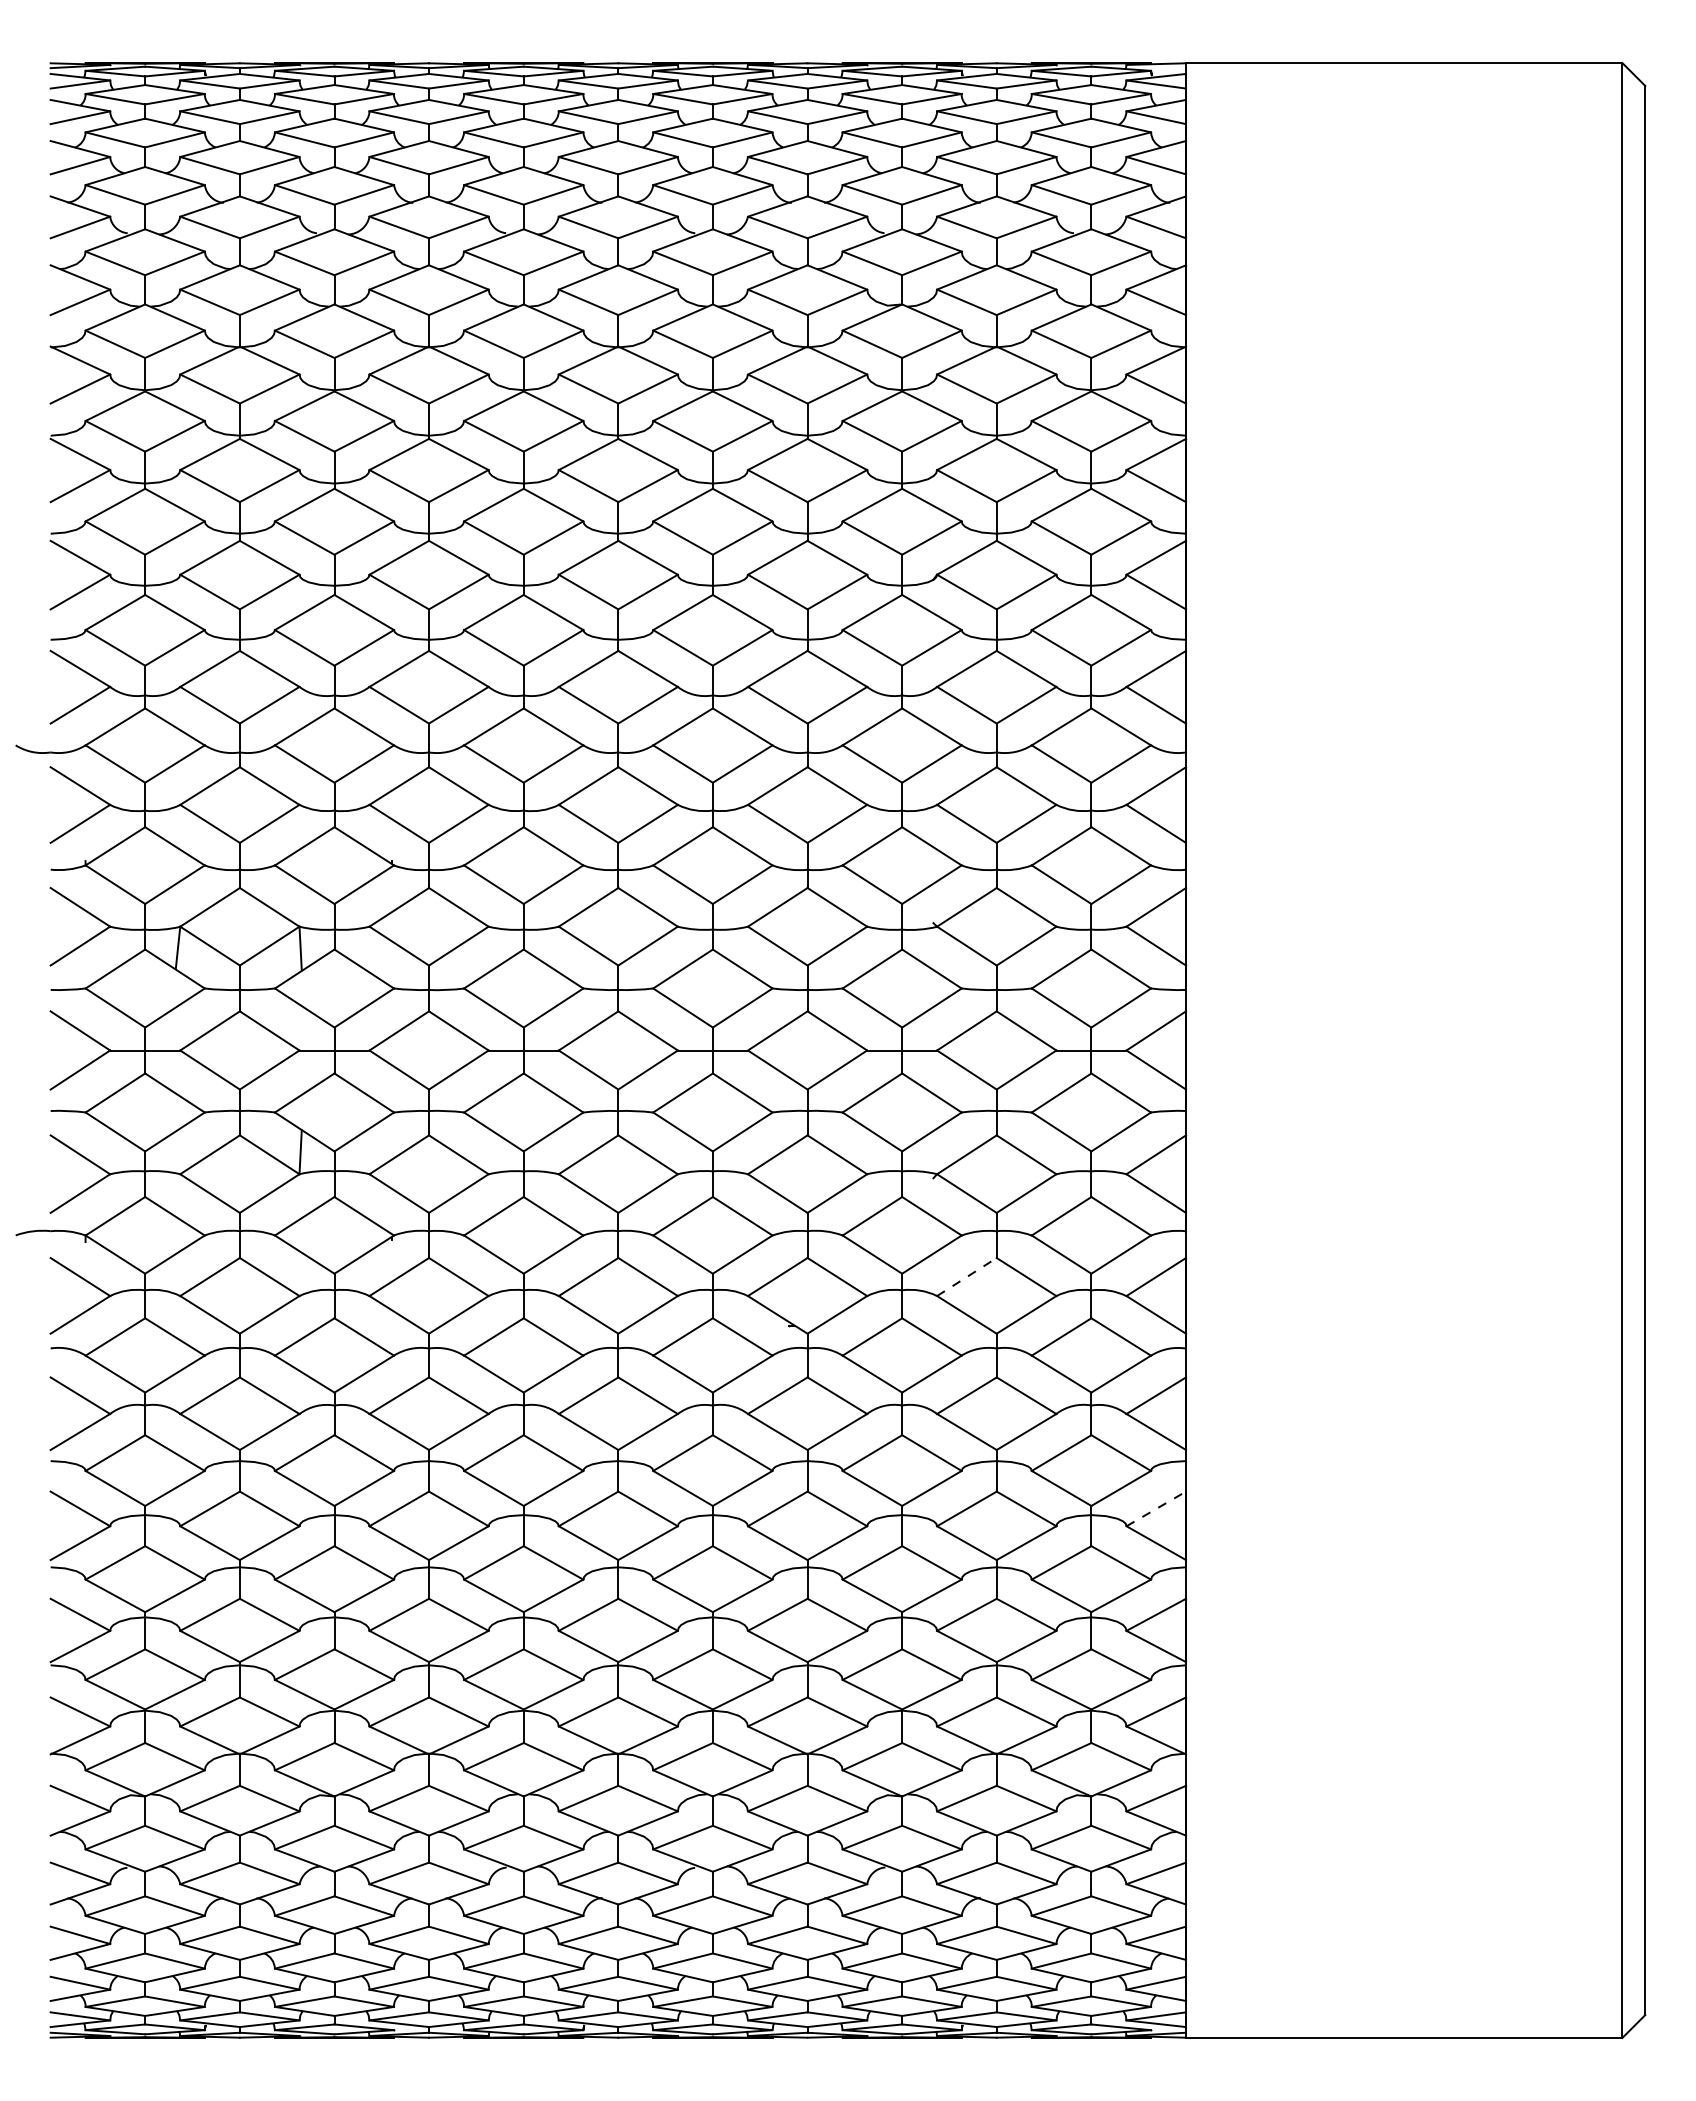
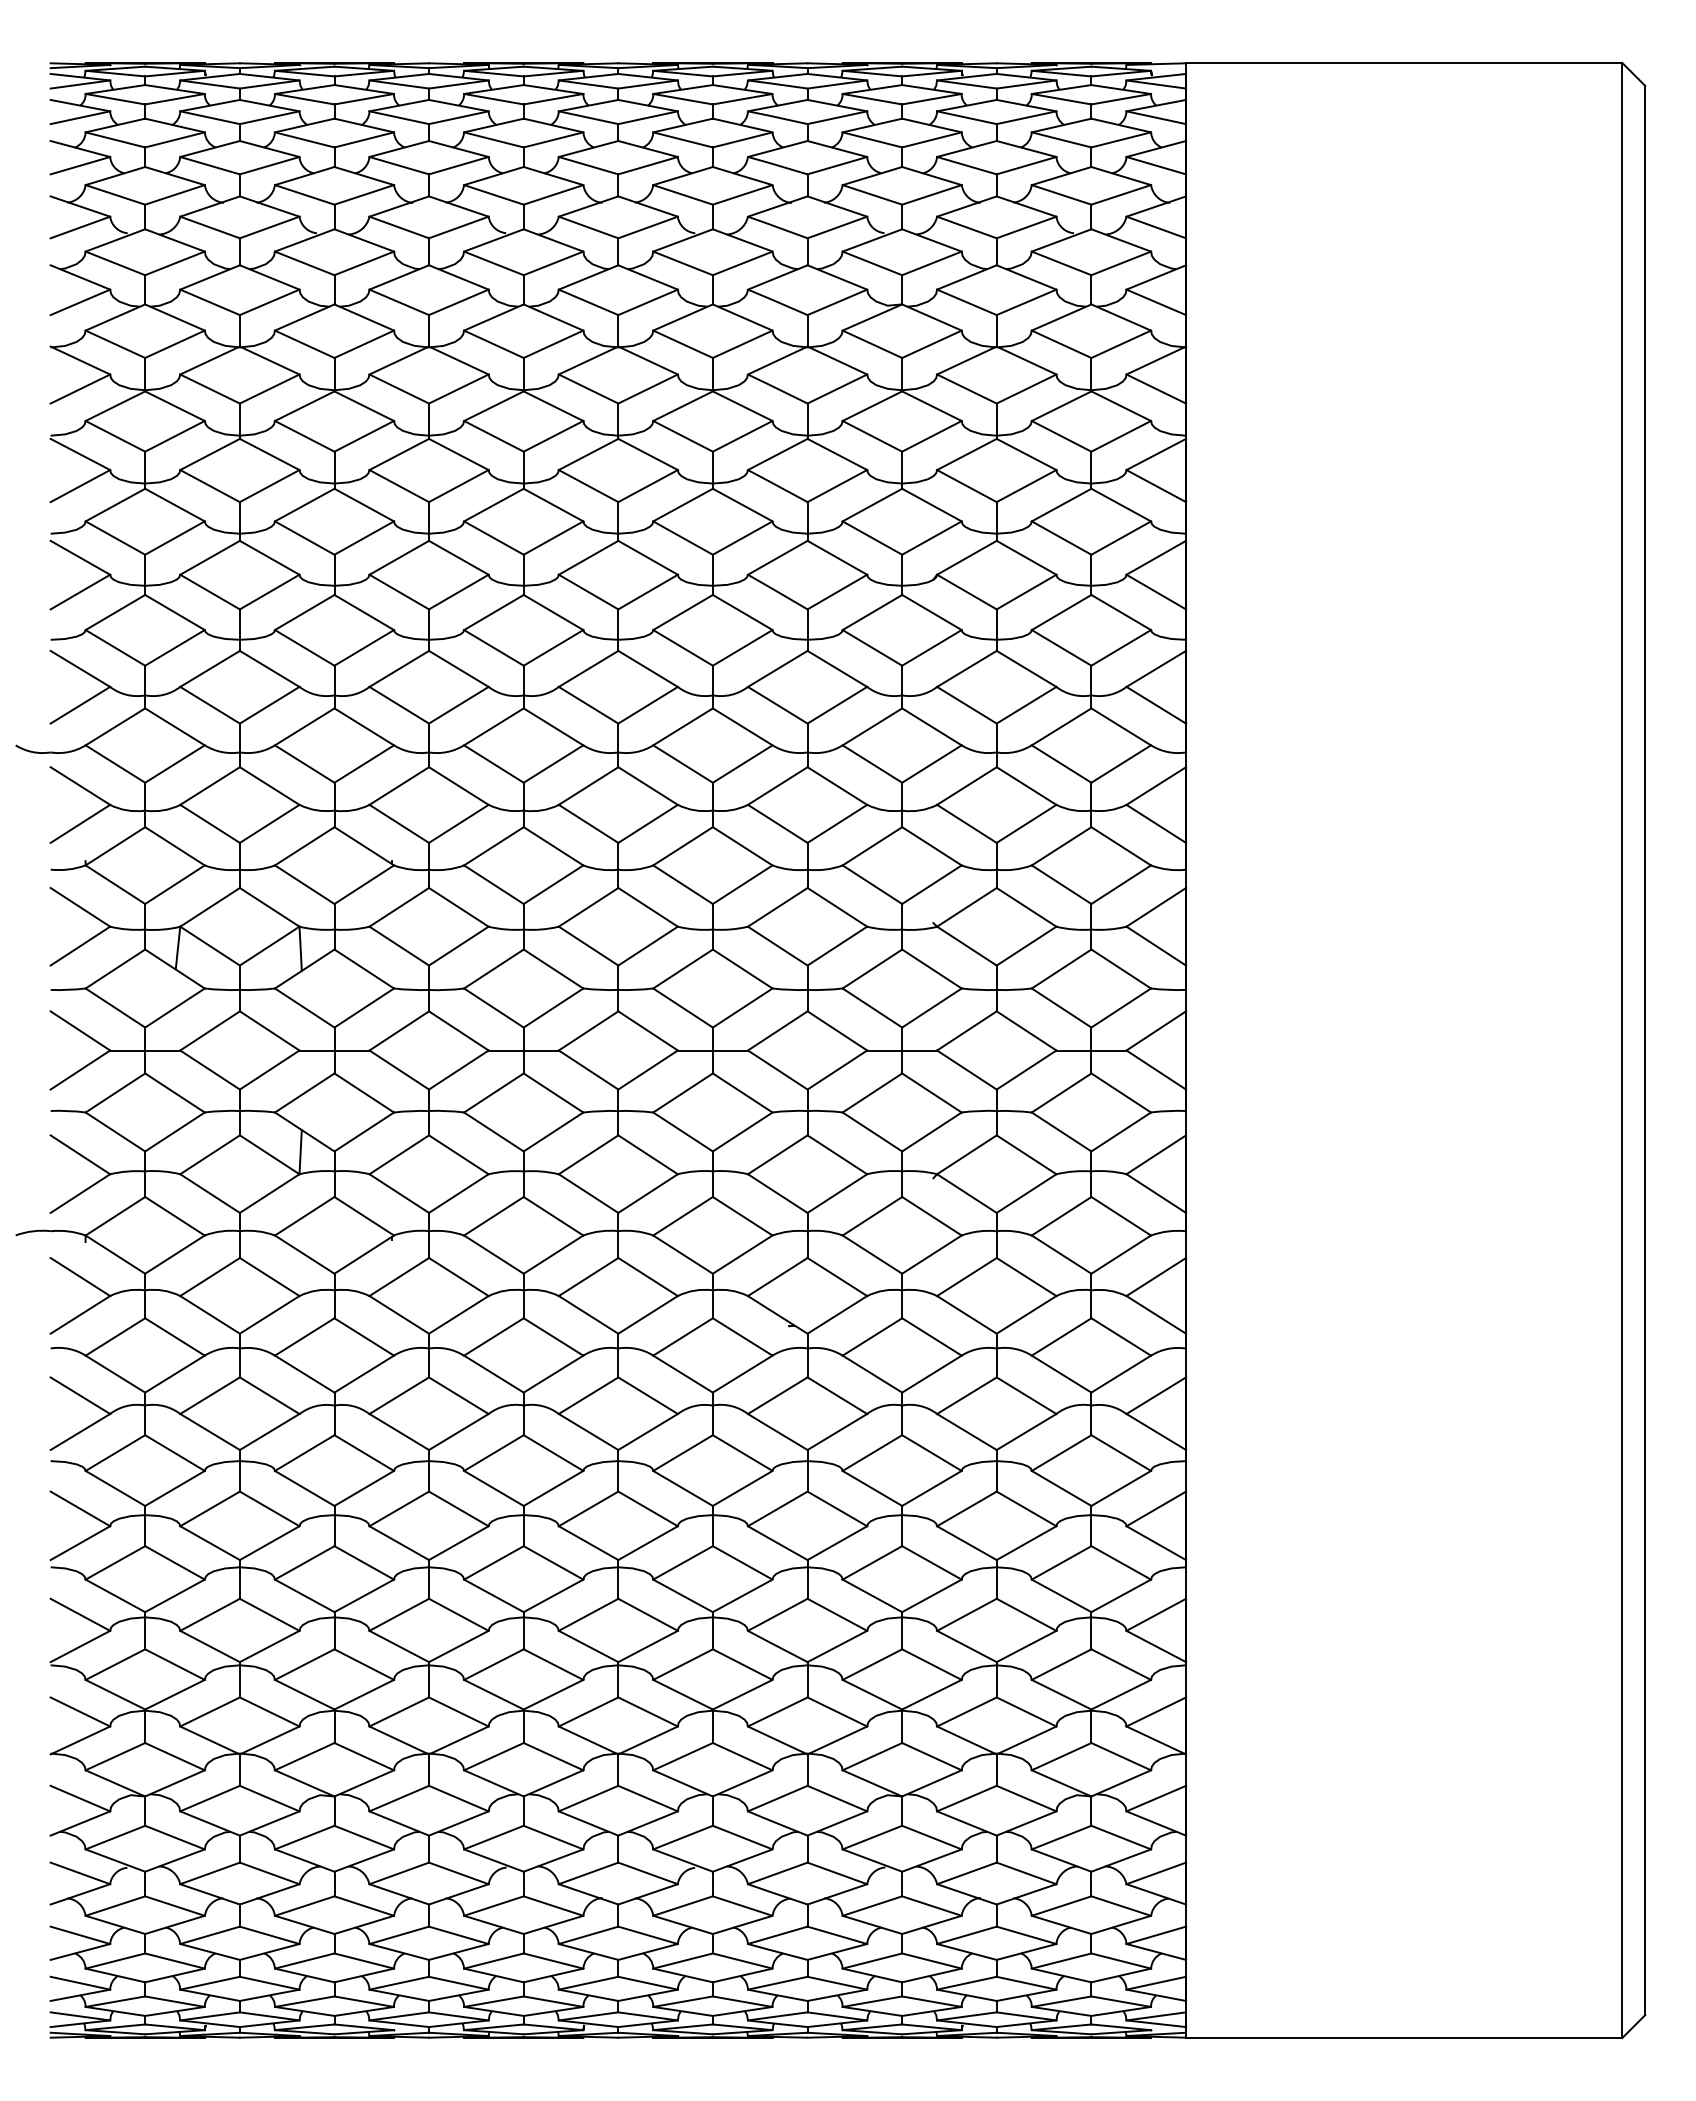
line: dashed -> solid (967, 1276)
line: dashed -> solid (1156, 1508)
